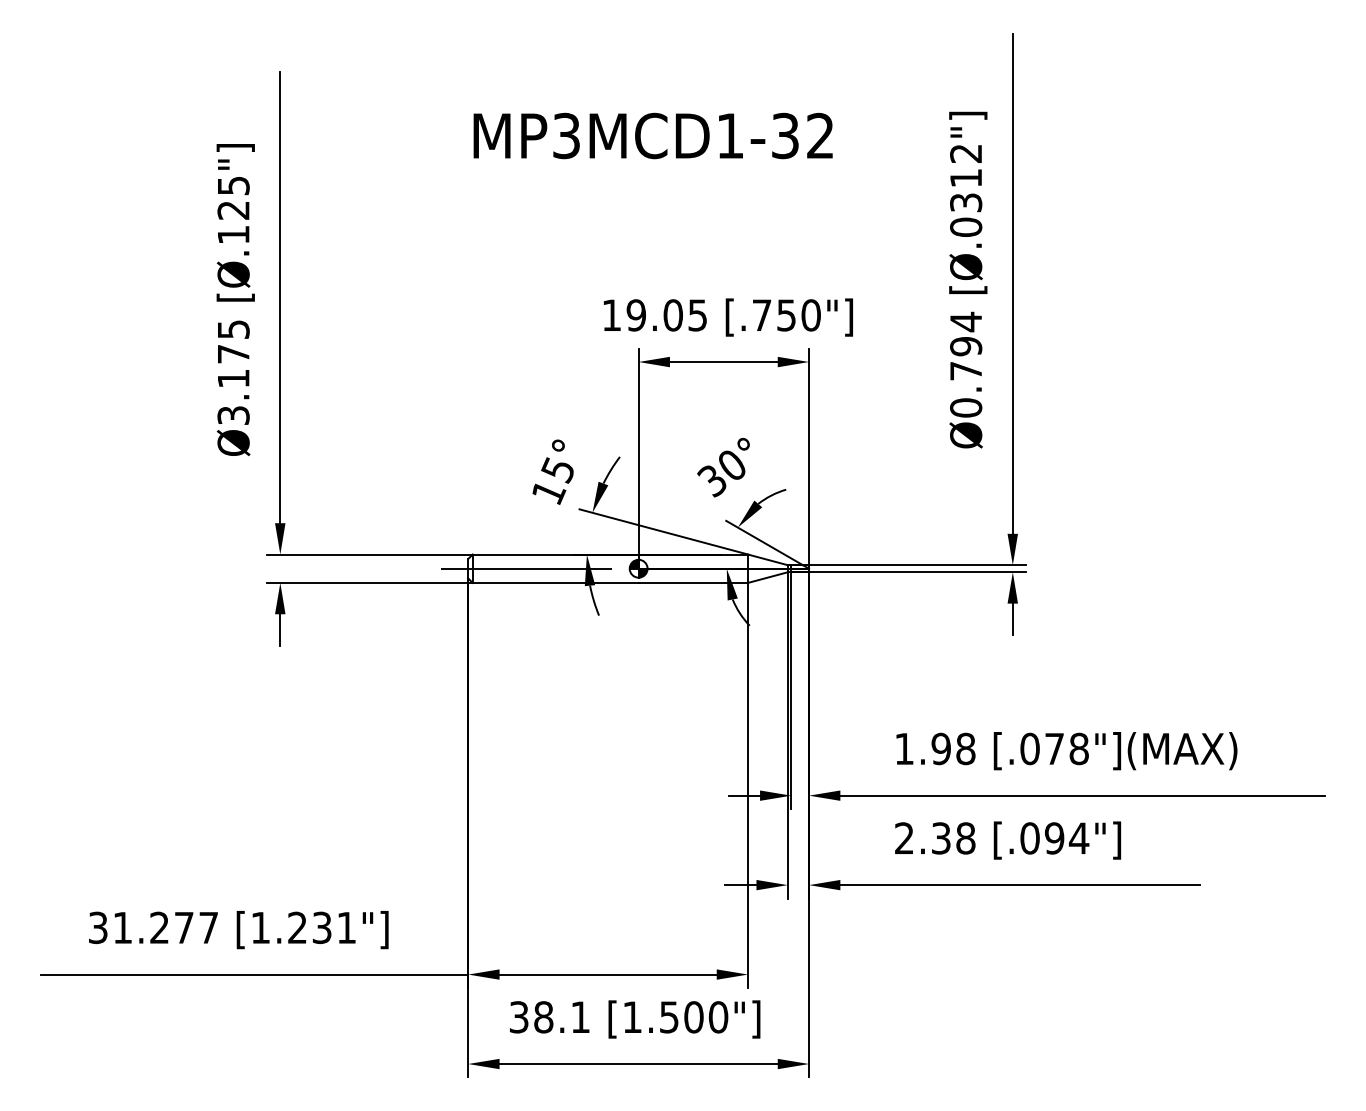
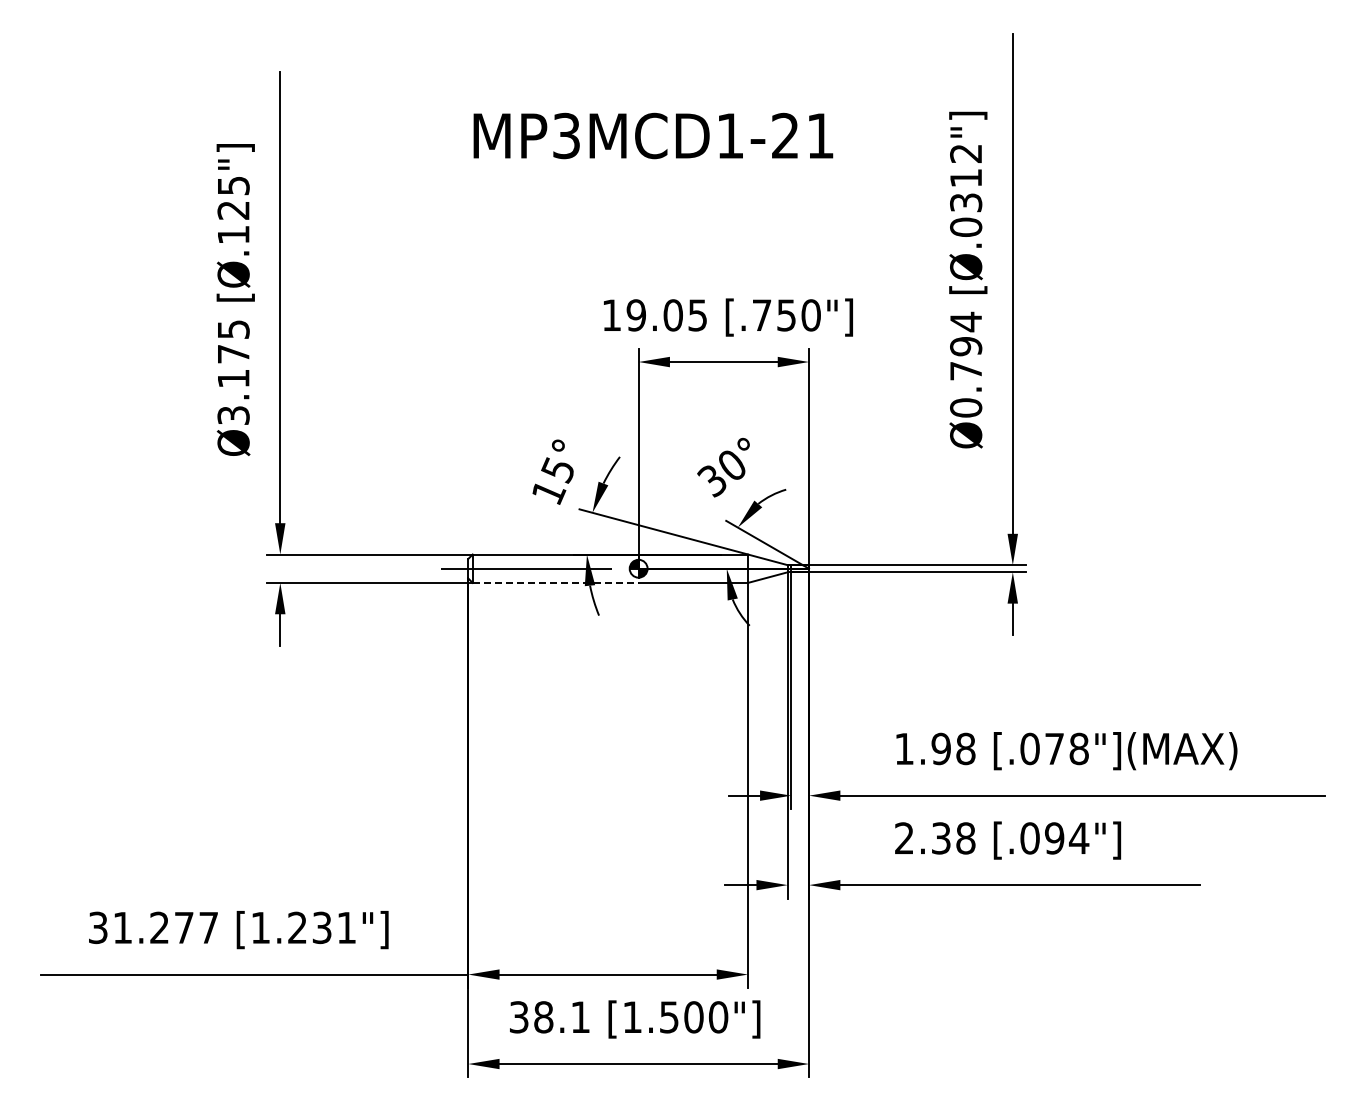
text: MP3MCD1-32 -> MP3MCD1-21 (802, 135)
line: solid -> dashed (555, 582)
